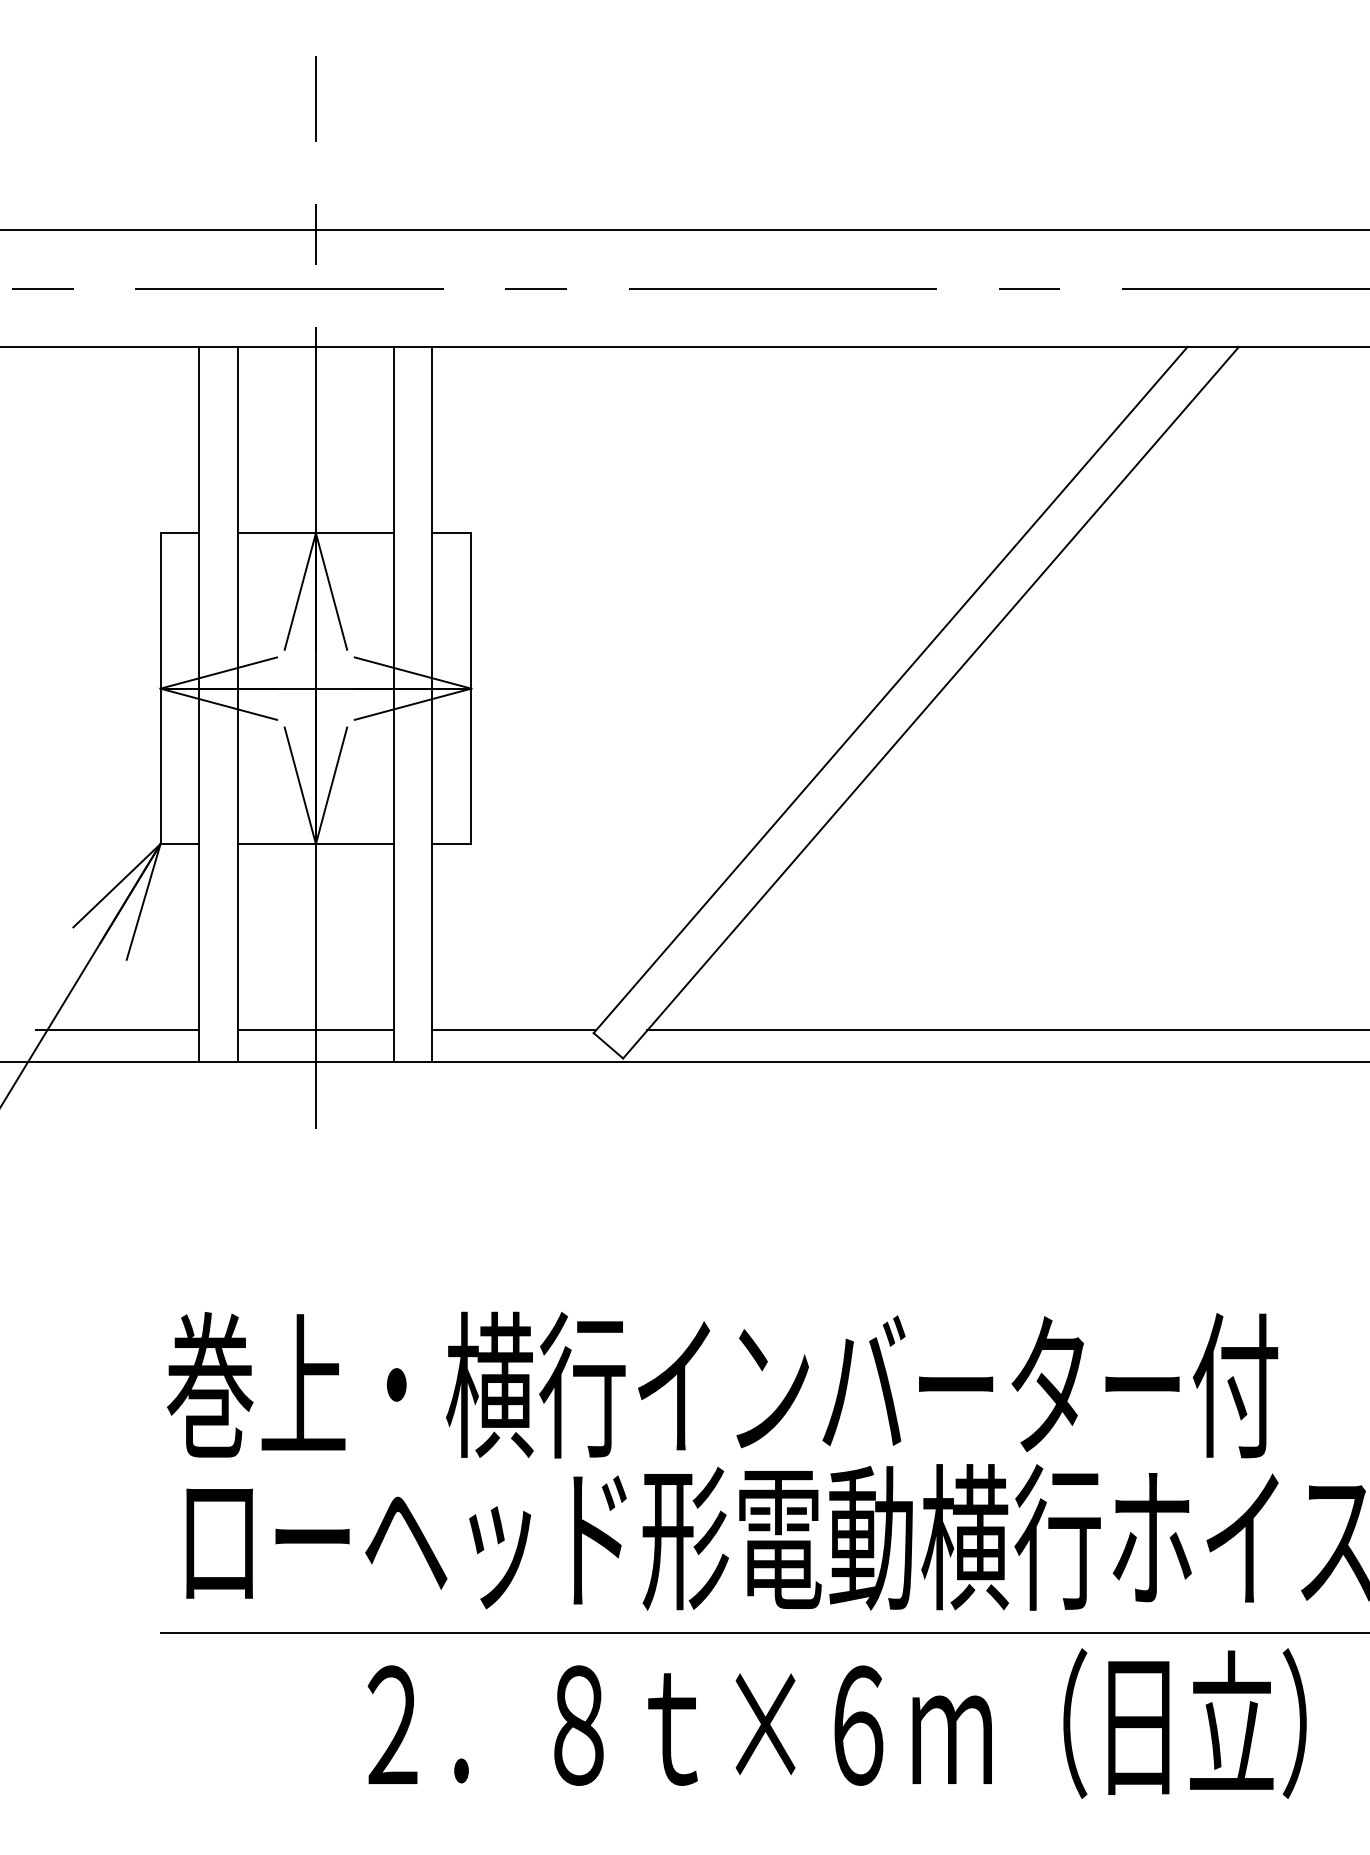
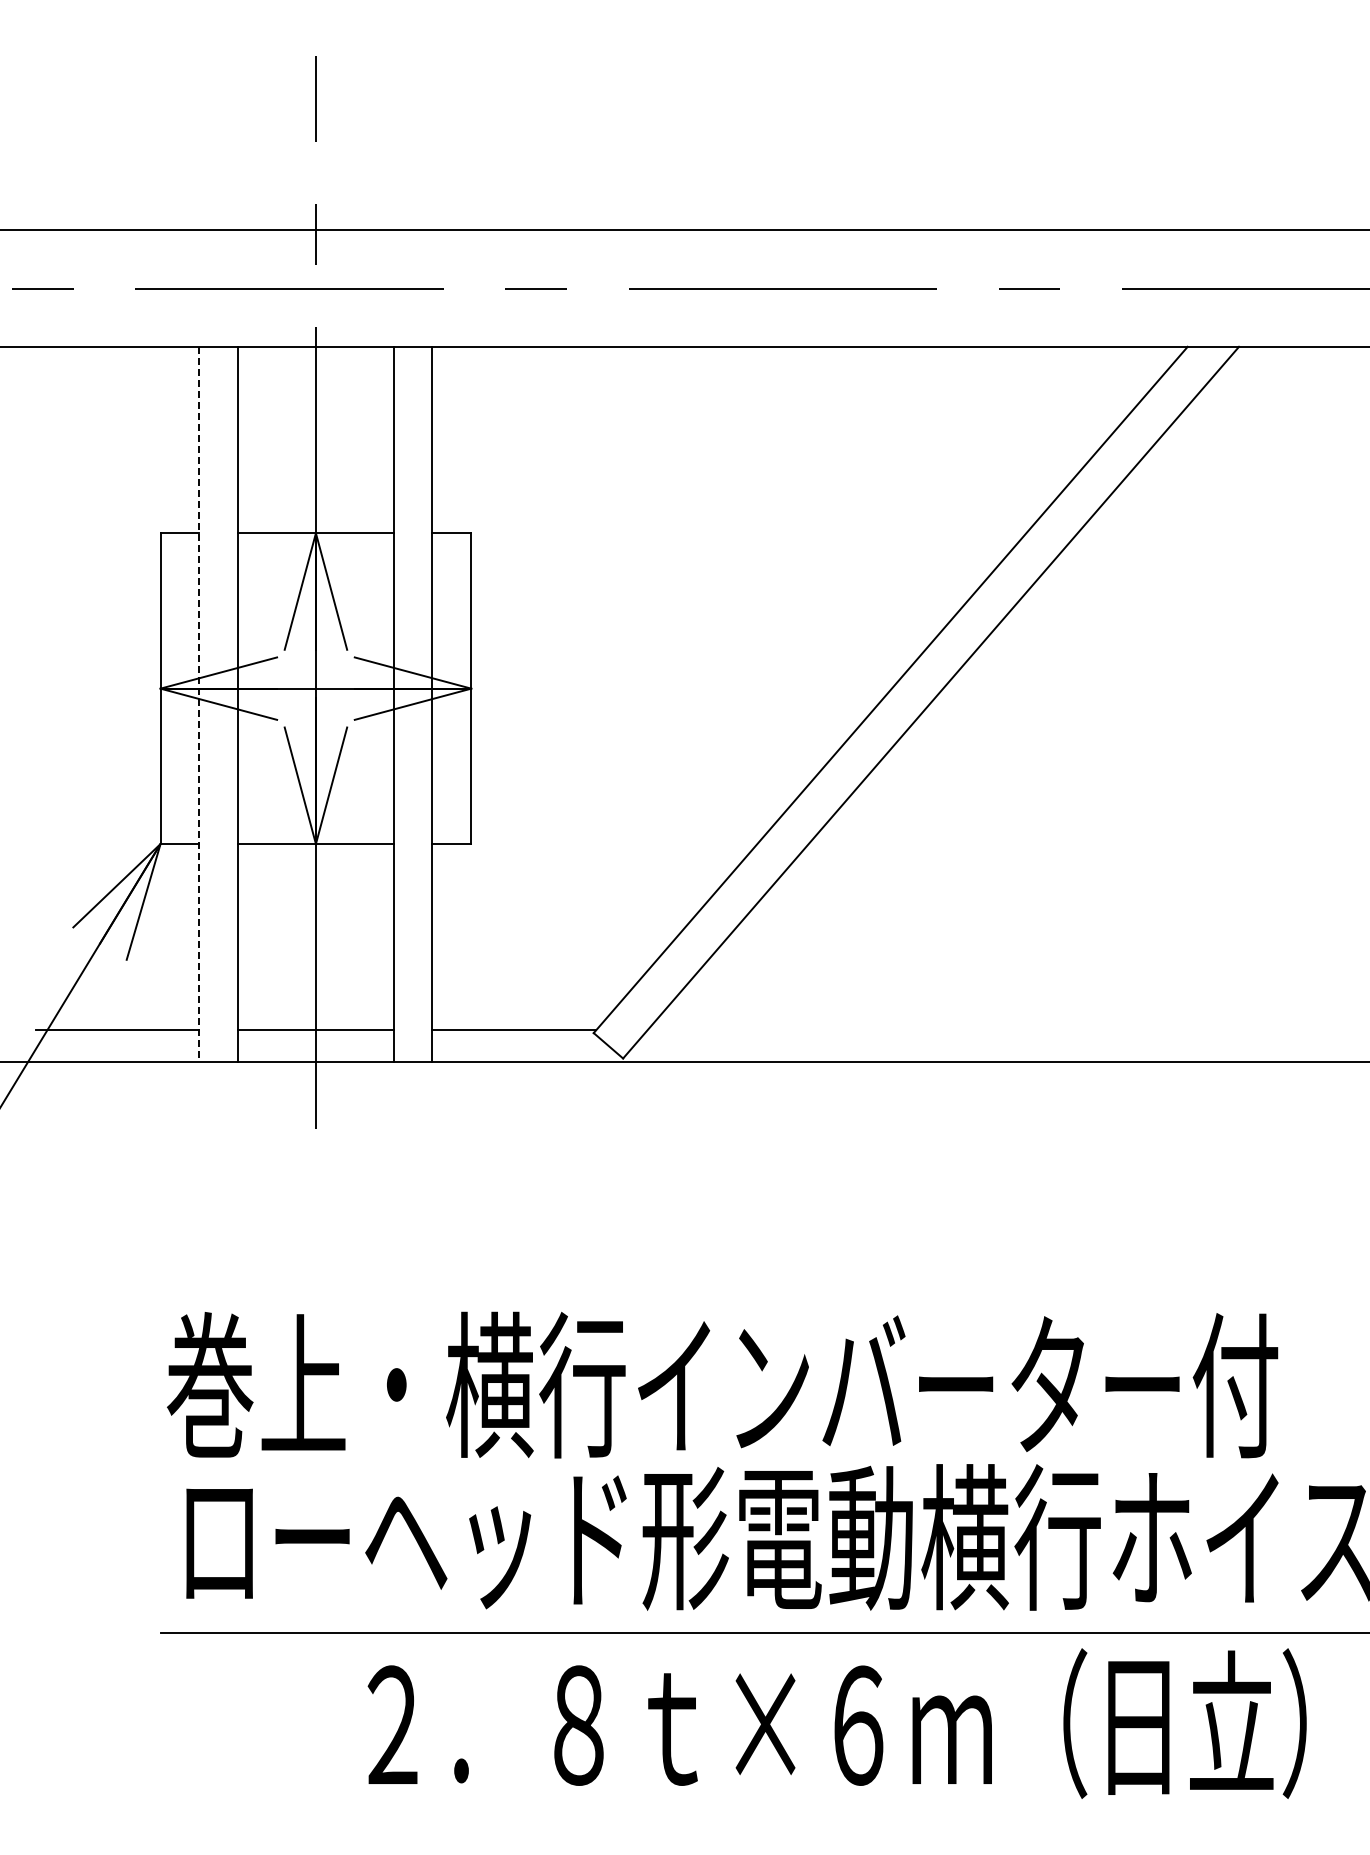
line: solid -> dashed (199, 704)
line: present -> none (1006, 1030)
